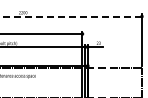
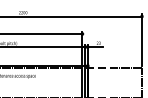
line: dashed -> solid (71, 16)
